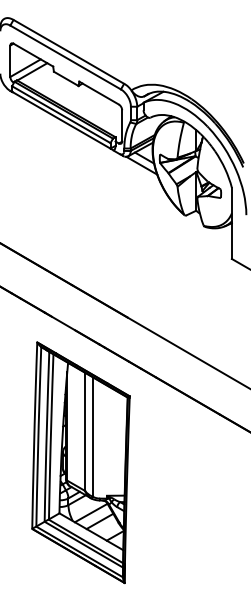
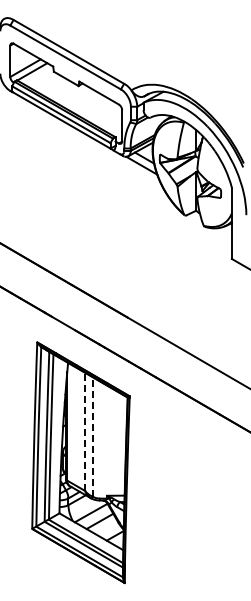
line: solid -> dashed (85, 431)
line: solid -> dashed (93, 437)
